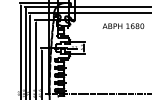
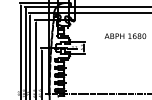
text position: (123, 26) -> (125, 36) (125, 36)
